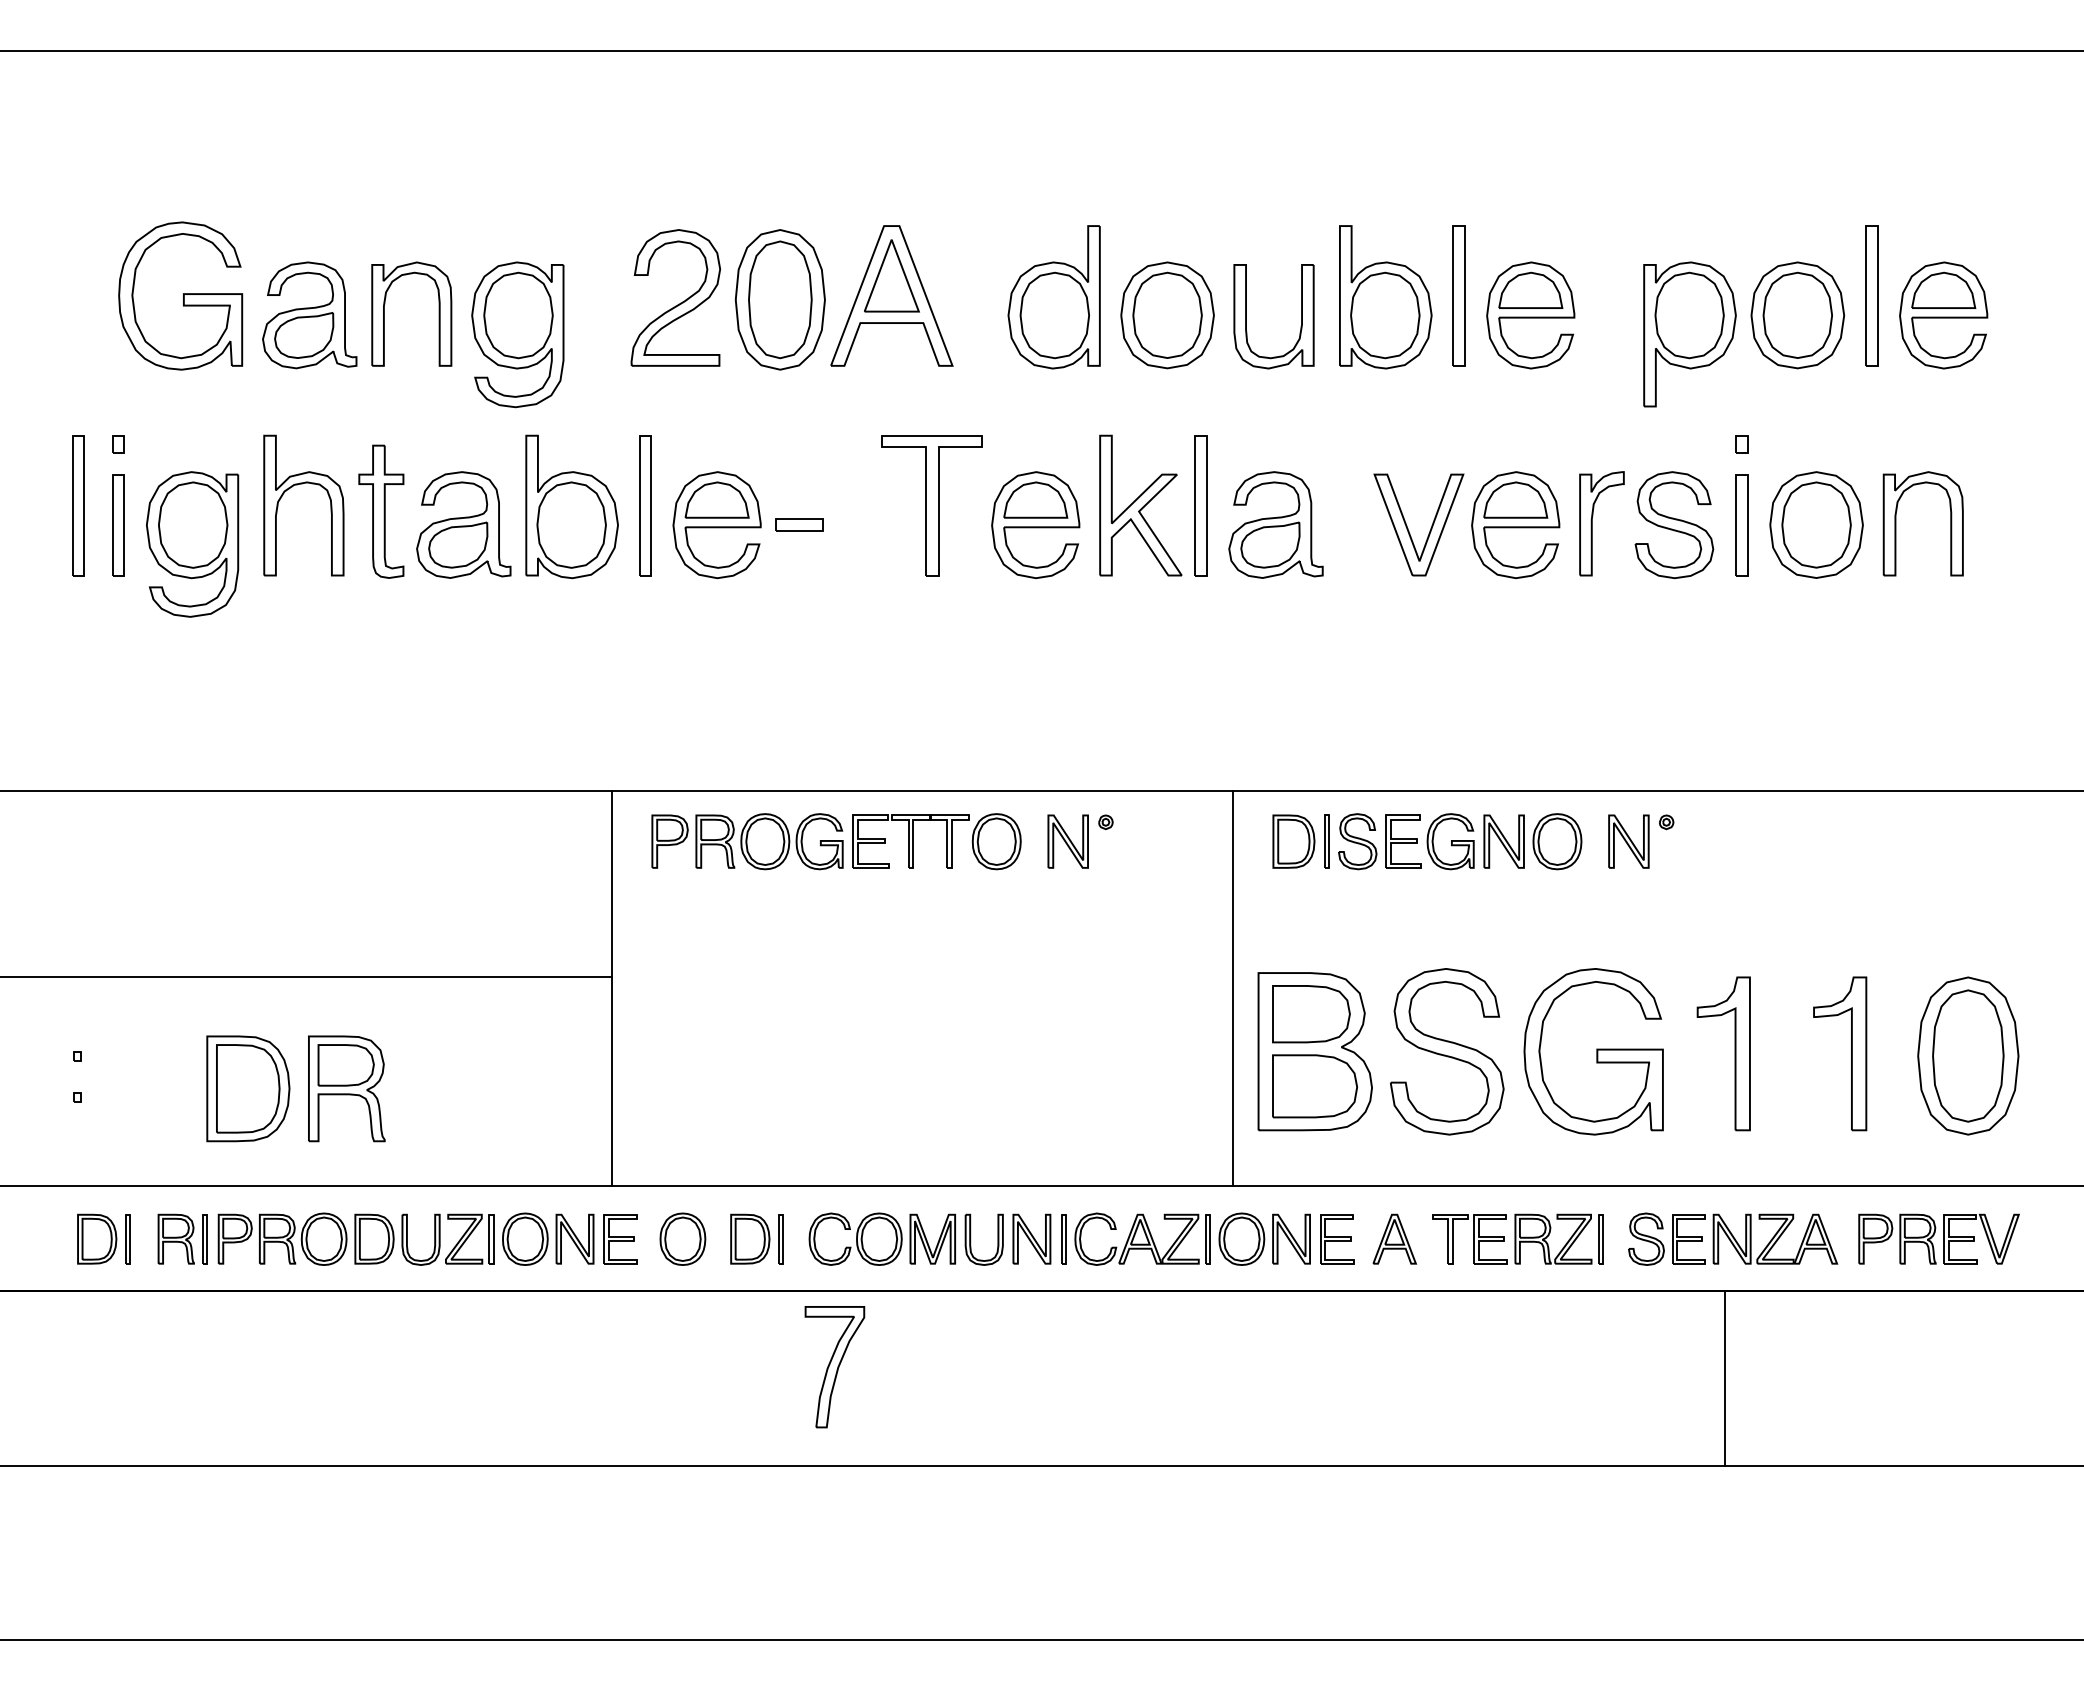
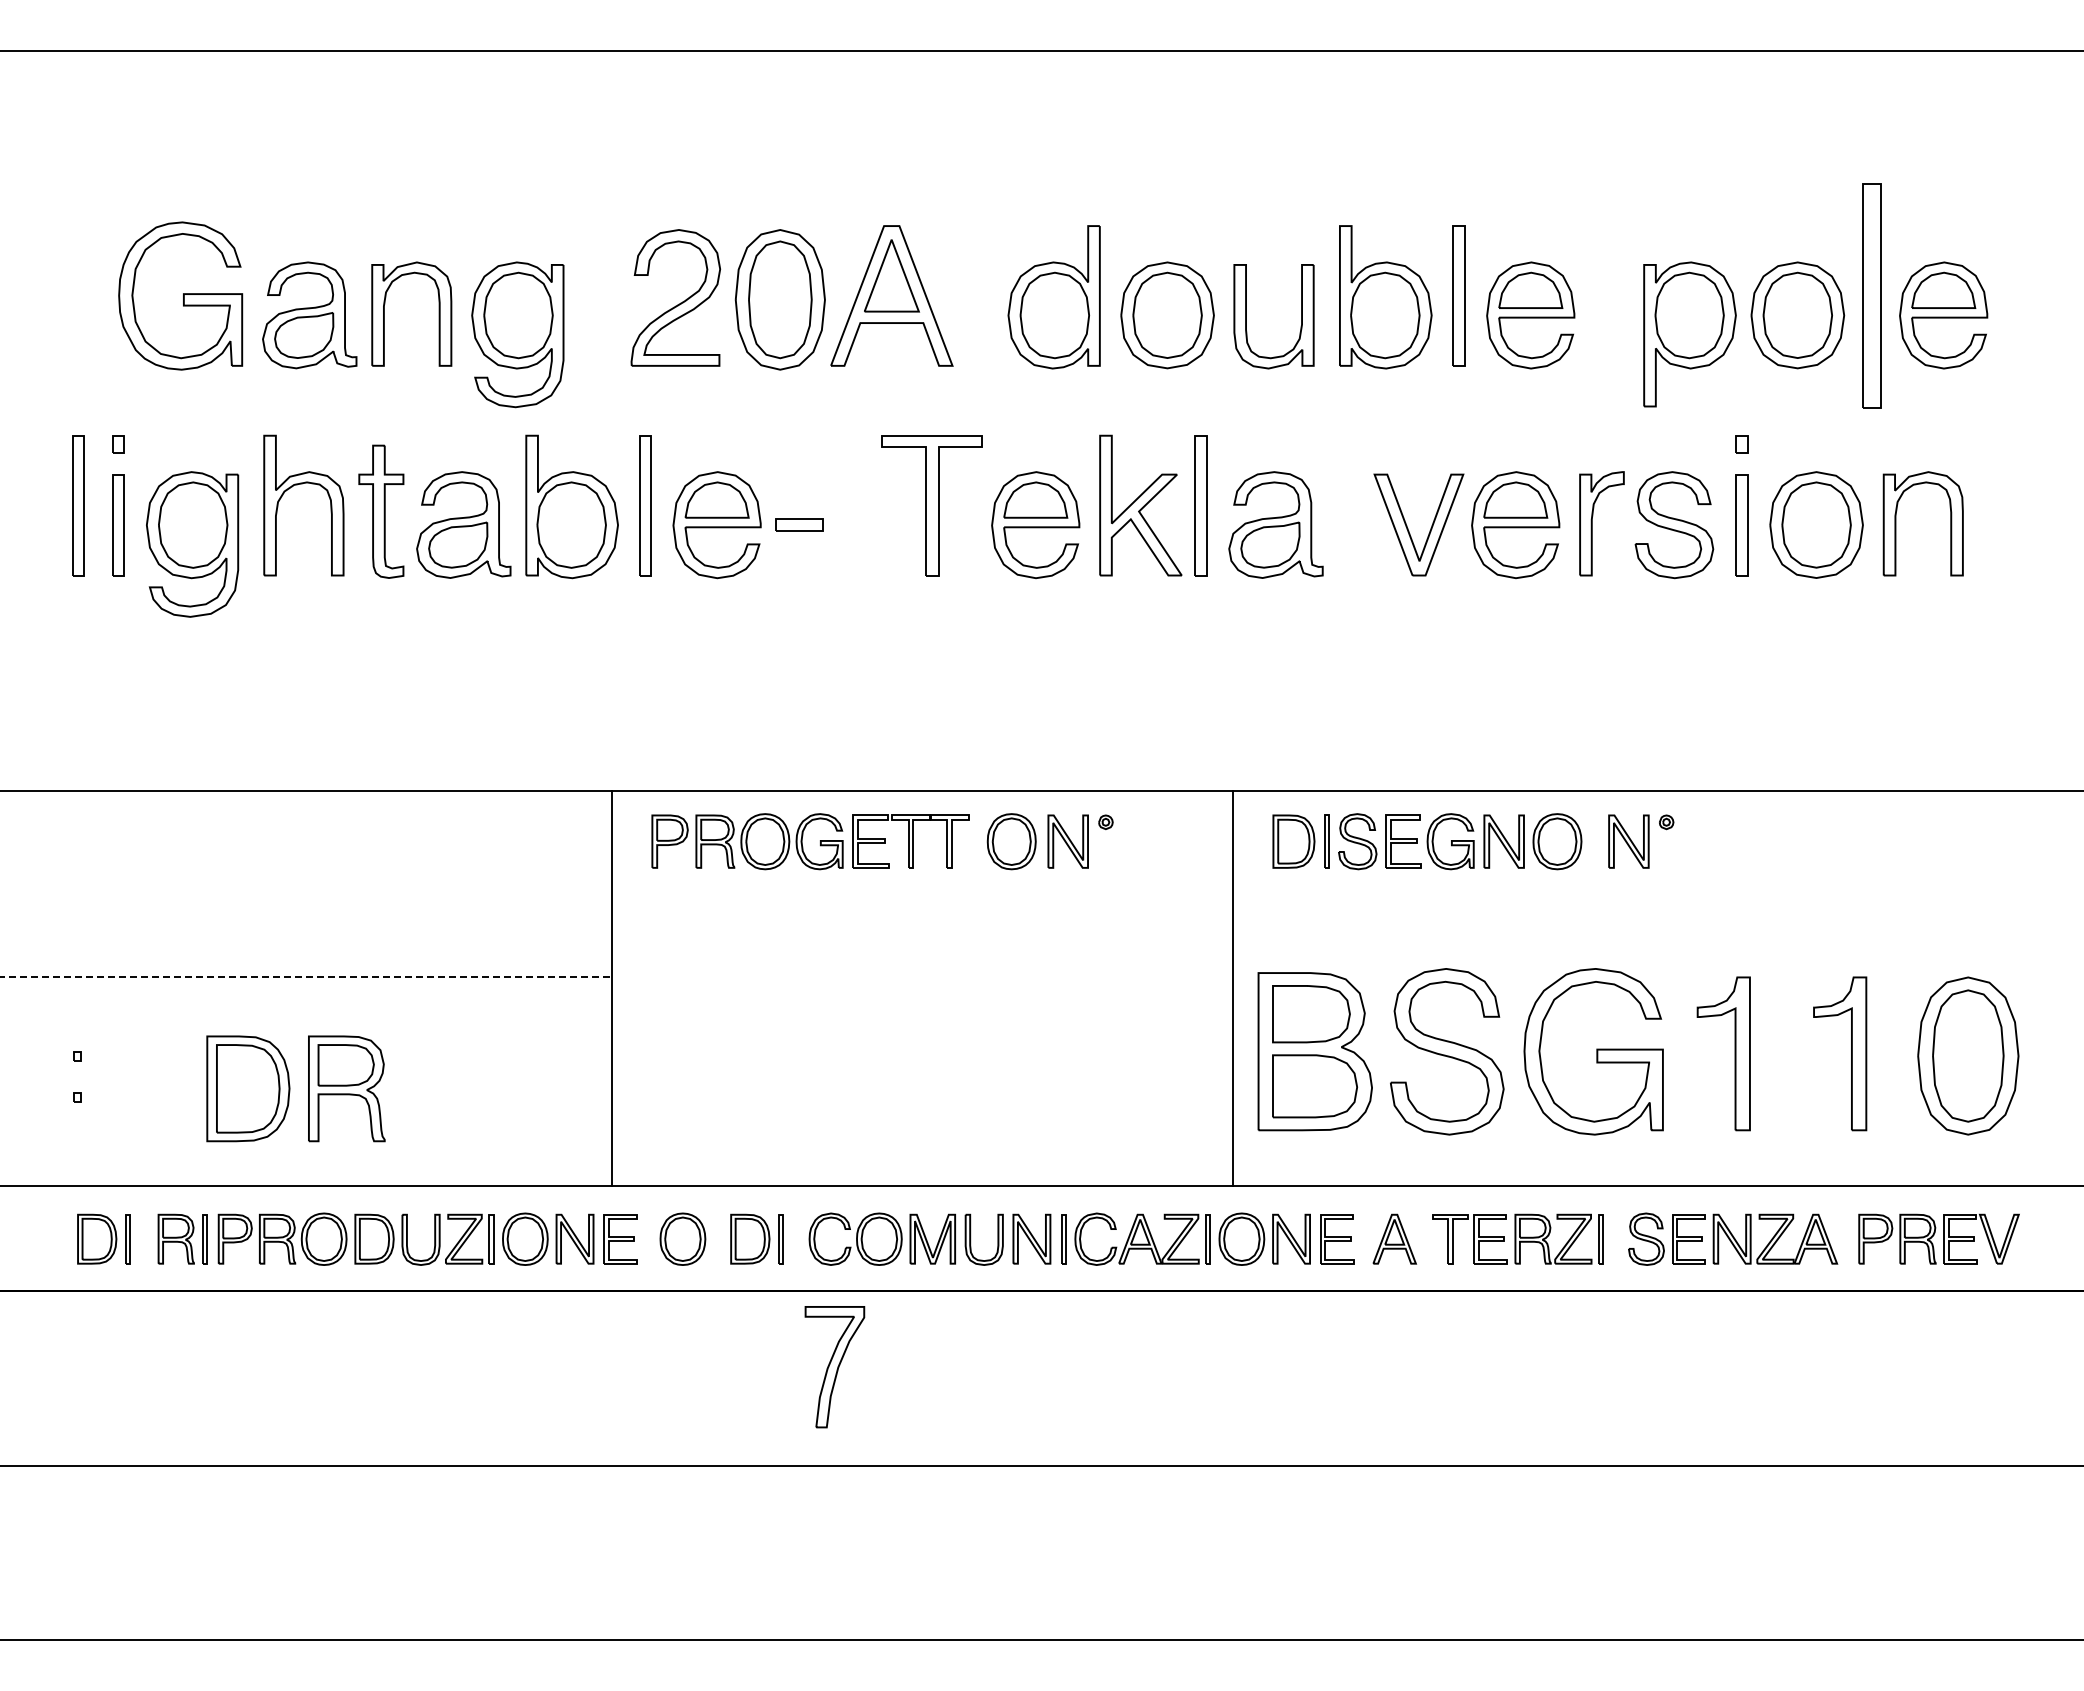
part size: 14x142 px -> 20x226 px (1871, 295)
part position: (996, 841) -> (1011, 841) (1011, 841)
line: solid -> dashed (306, 976)
line: present -> none (1725, 1378)
